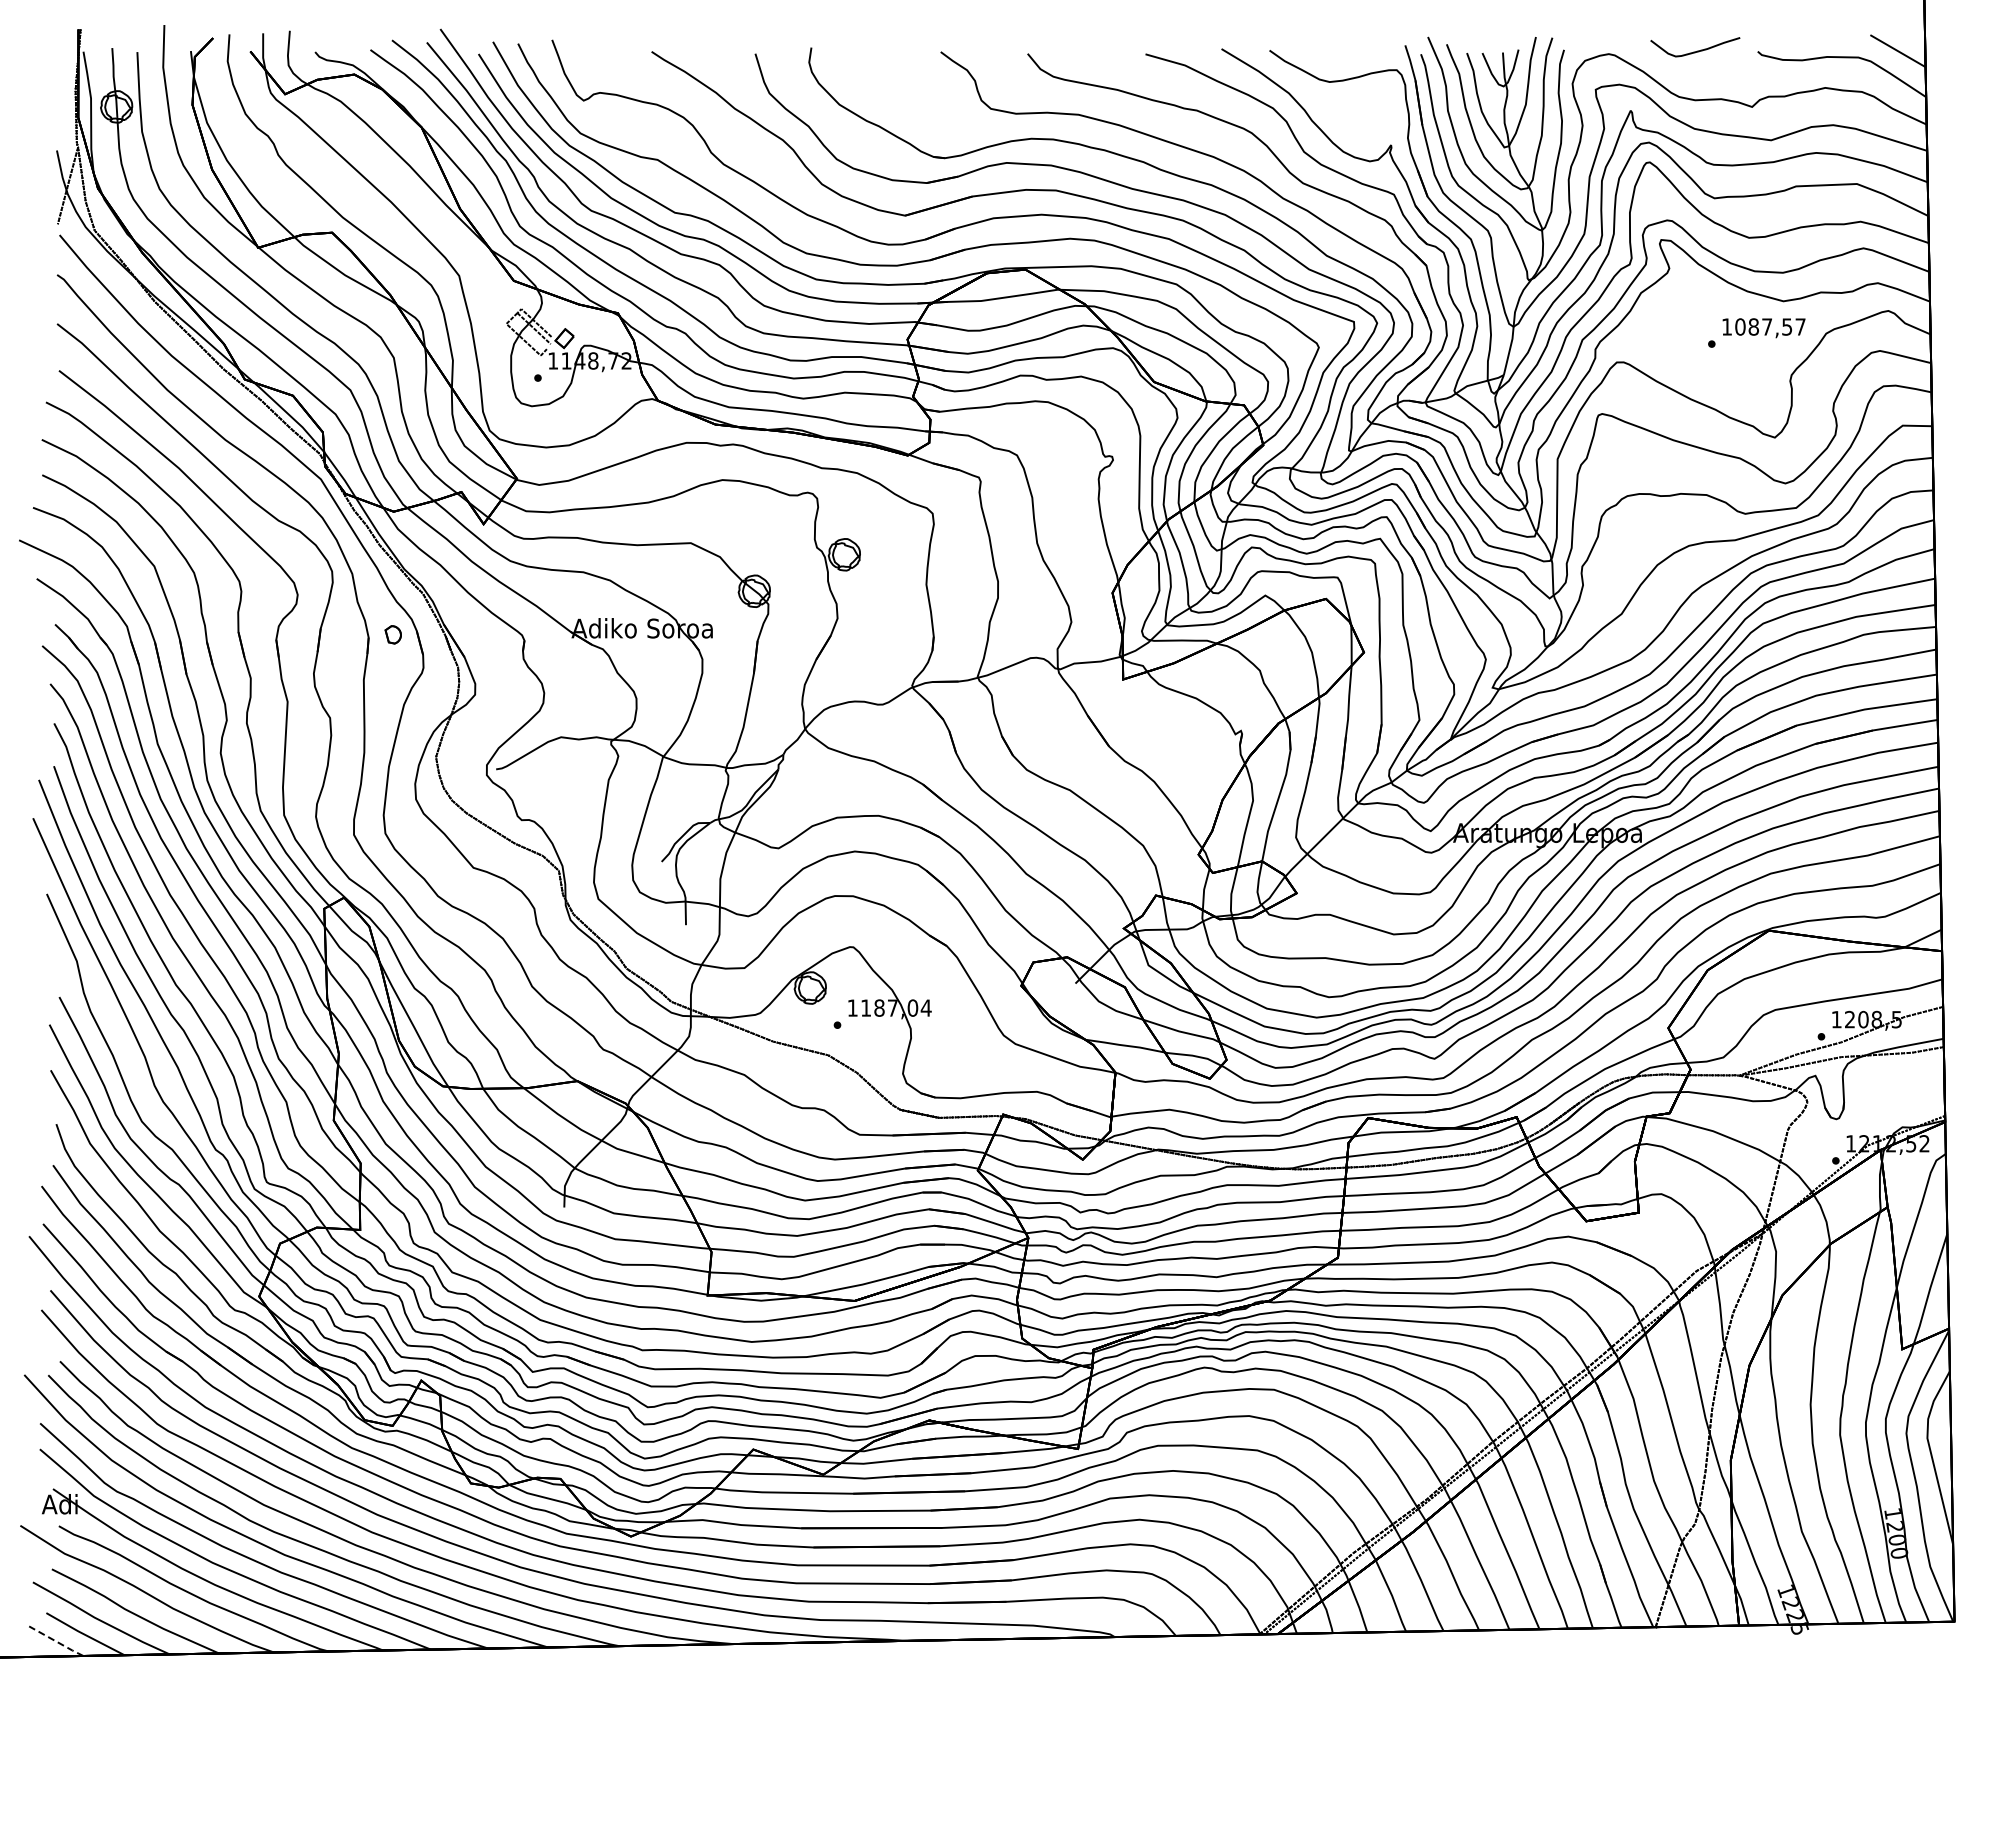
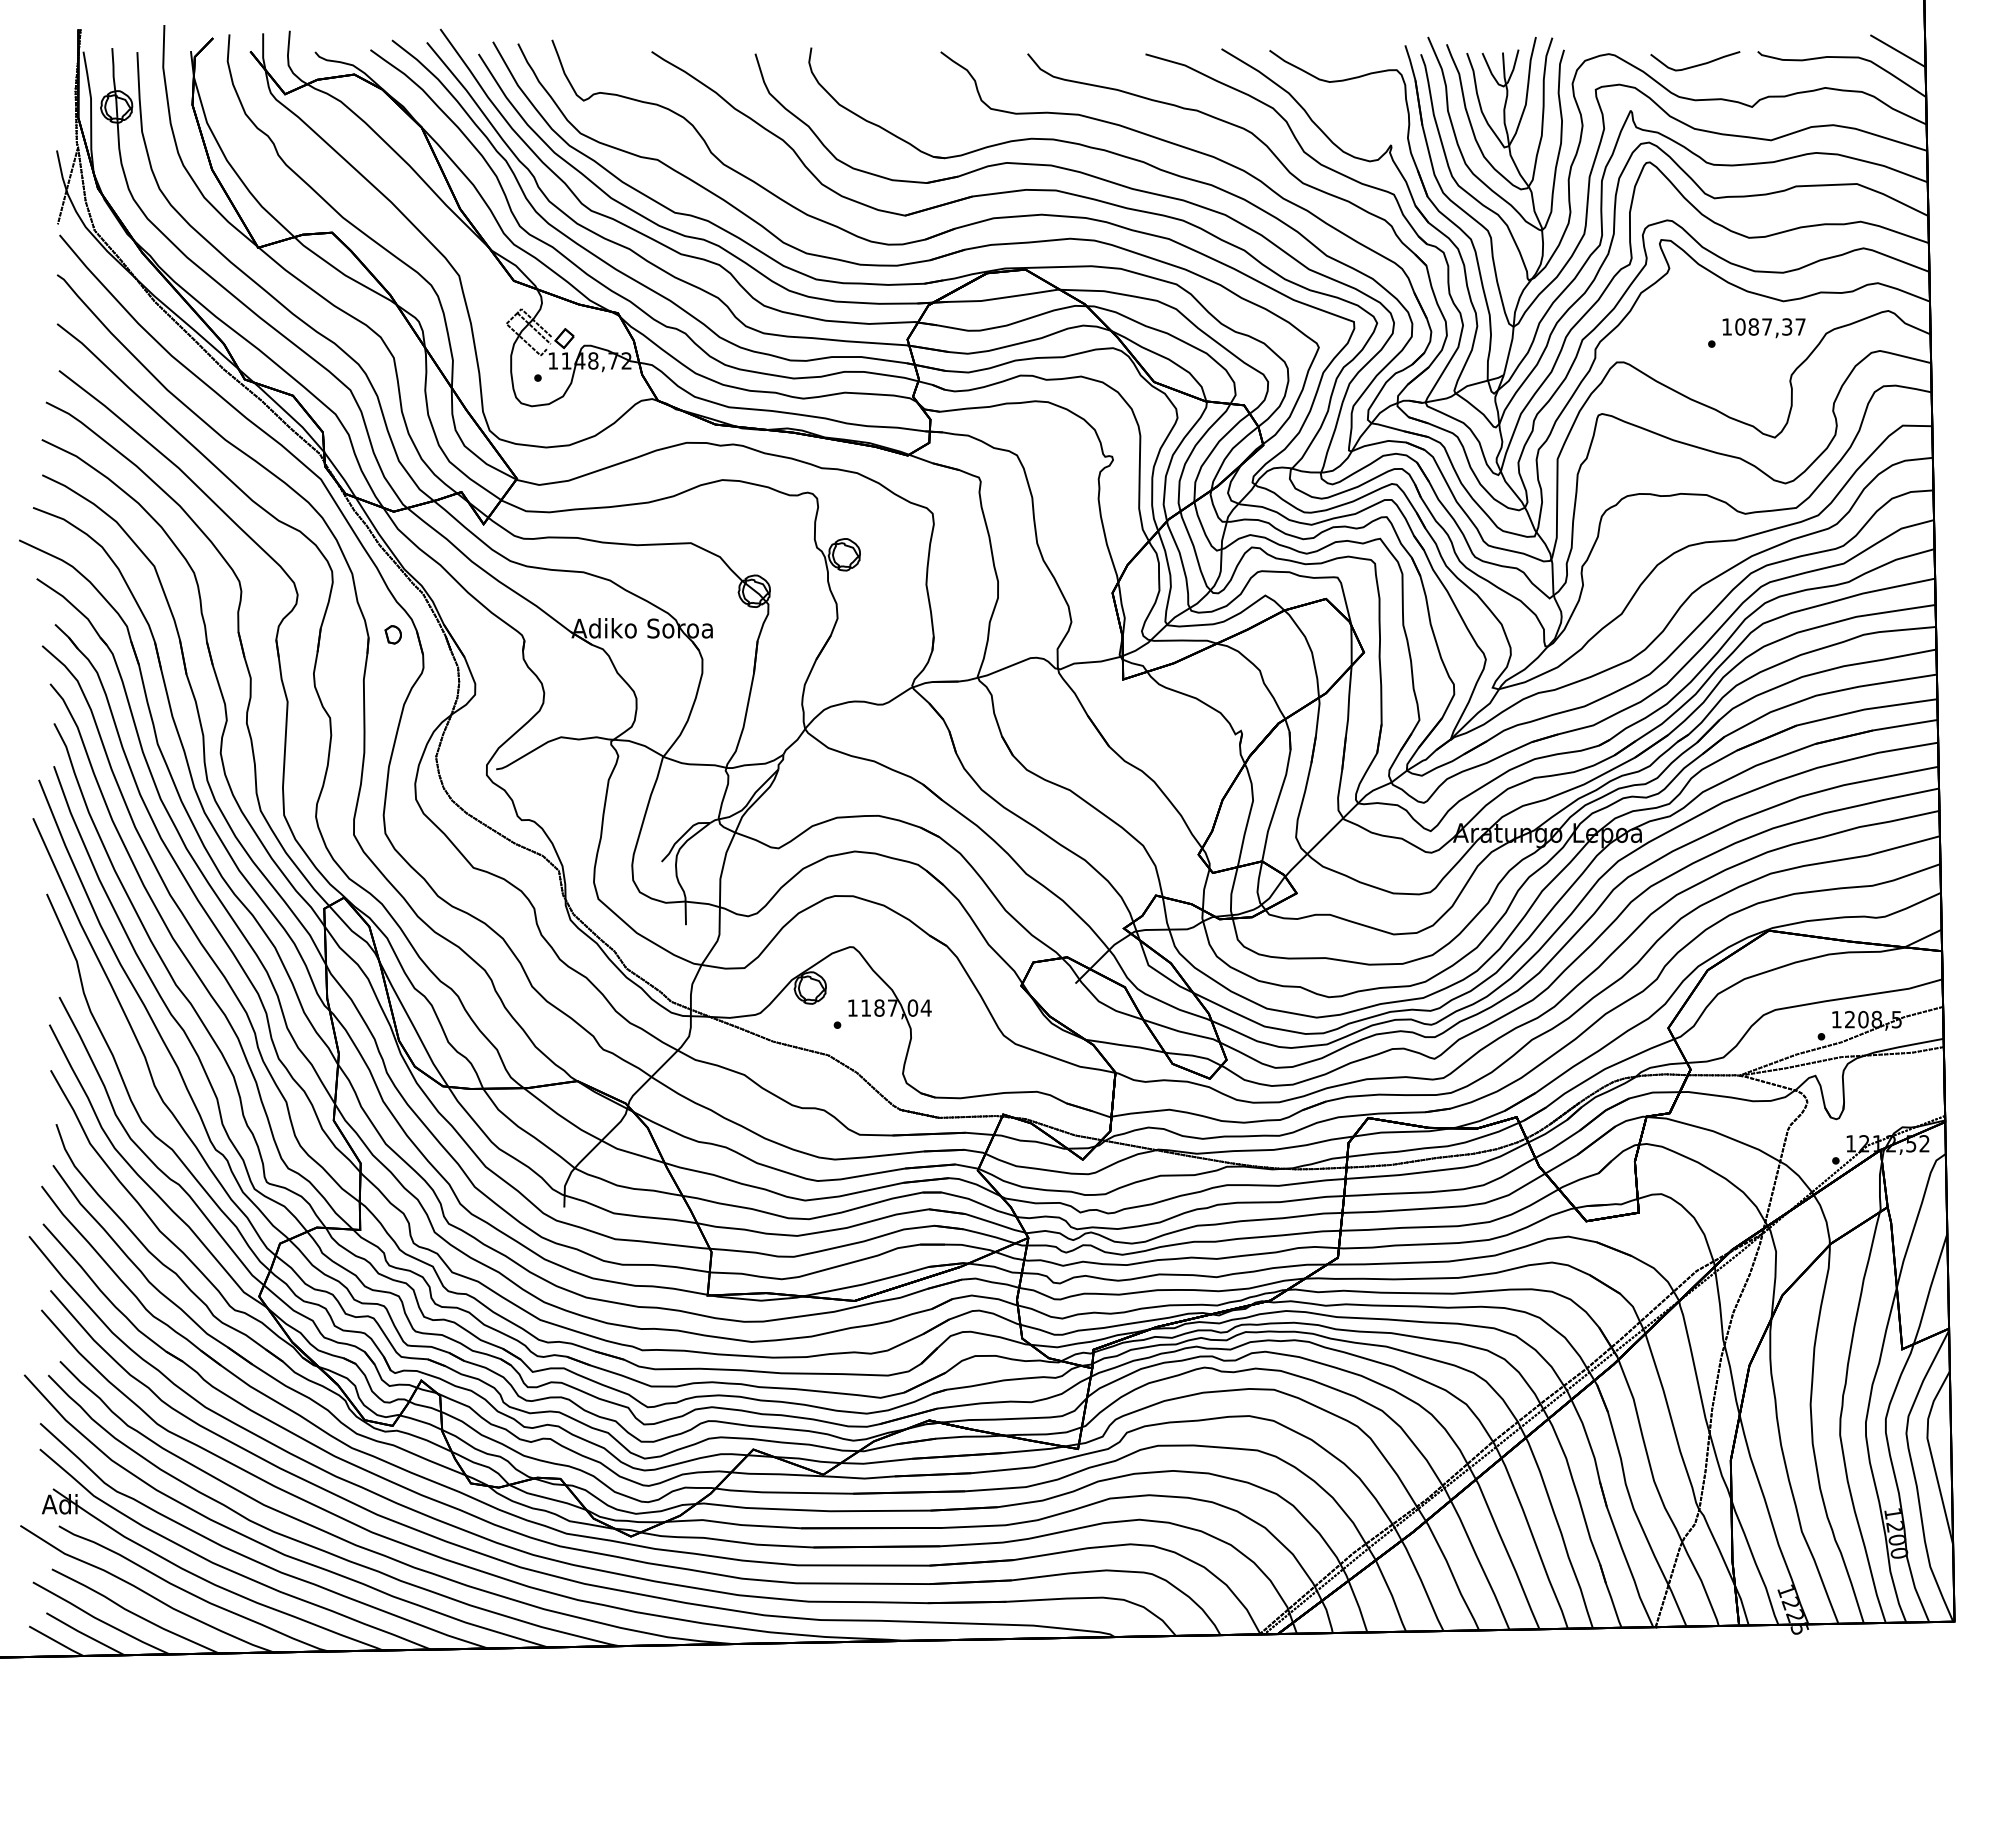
curve position: (1697, 50) -> (1697, 64) (1697, 64)
text: 1087,57 -> 1087,37 (1787, 326)
line: dashed -> solid (56, 1641)
